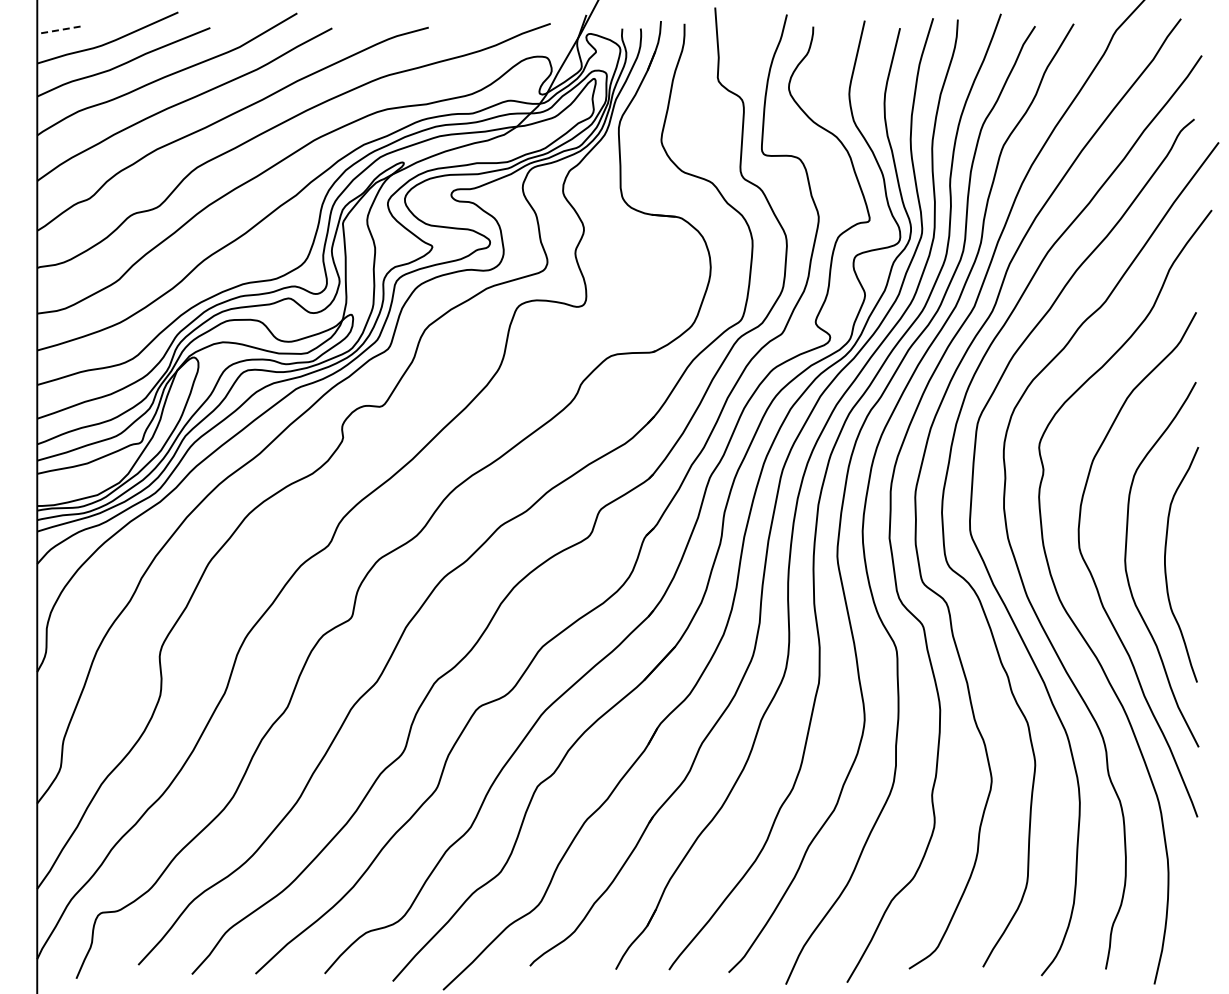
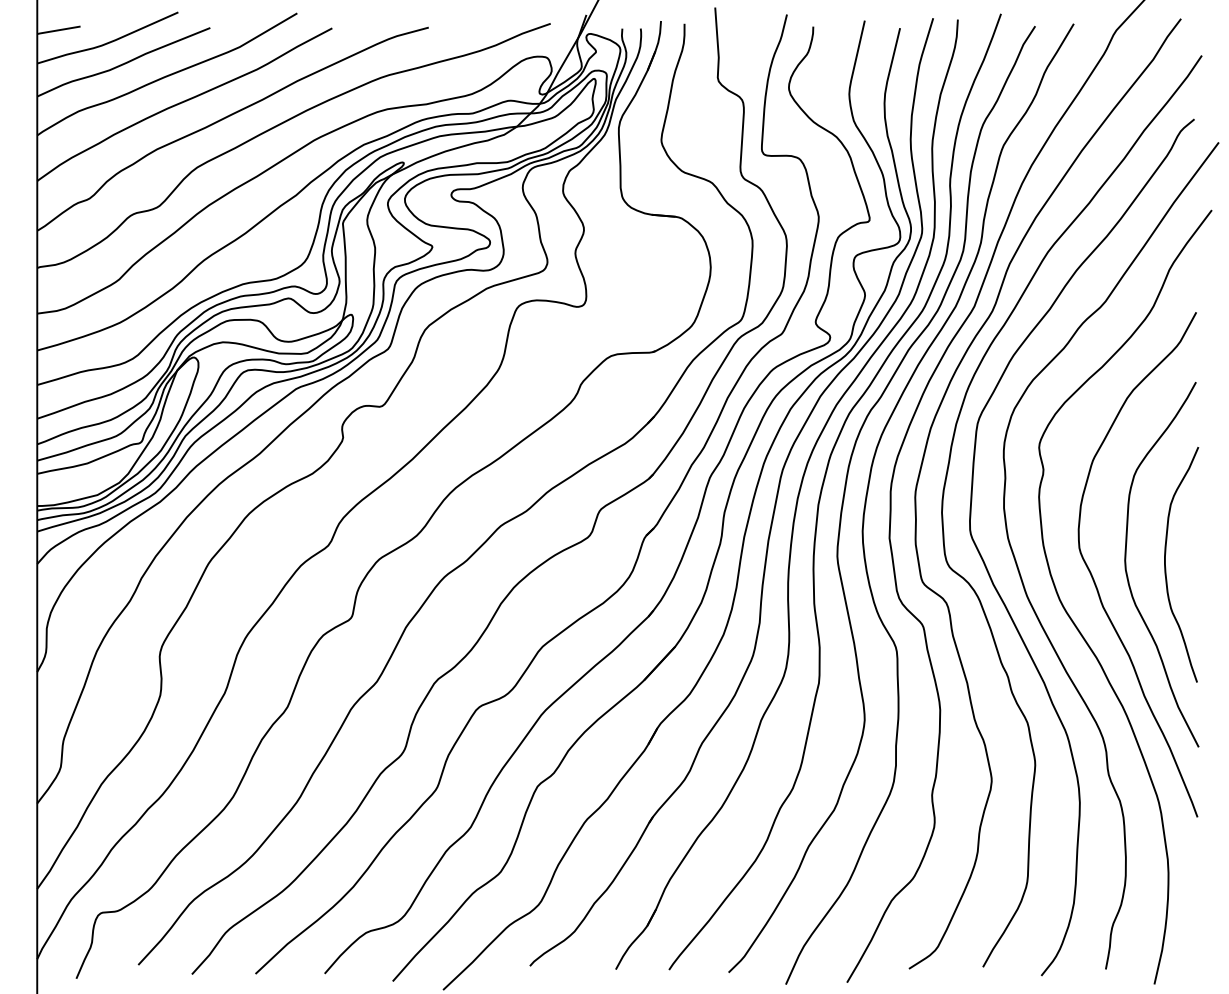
line: dashed -> solid (58, 30)
